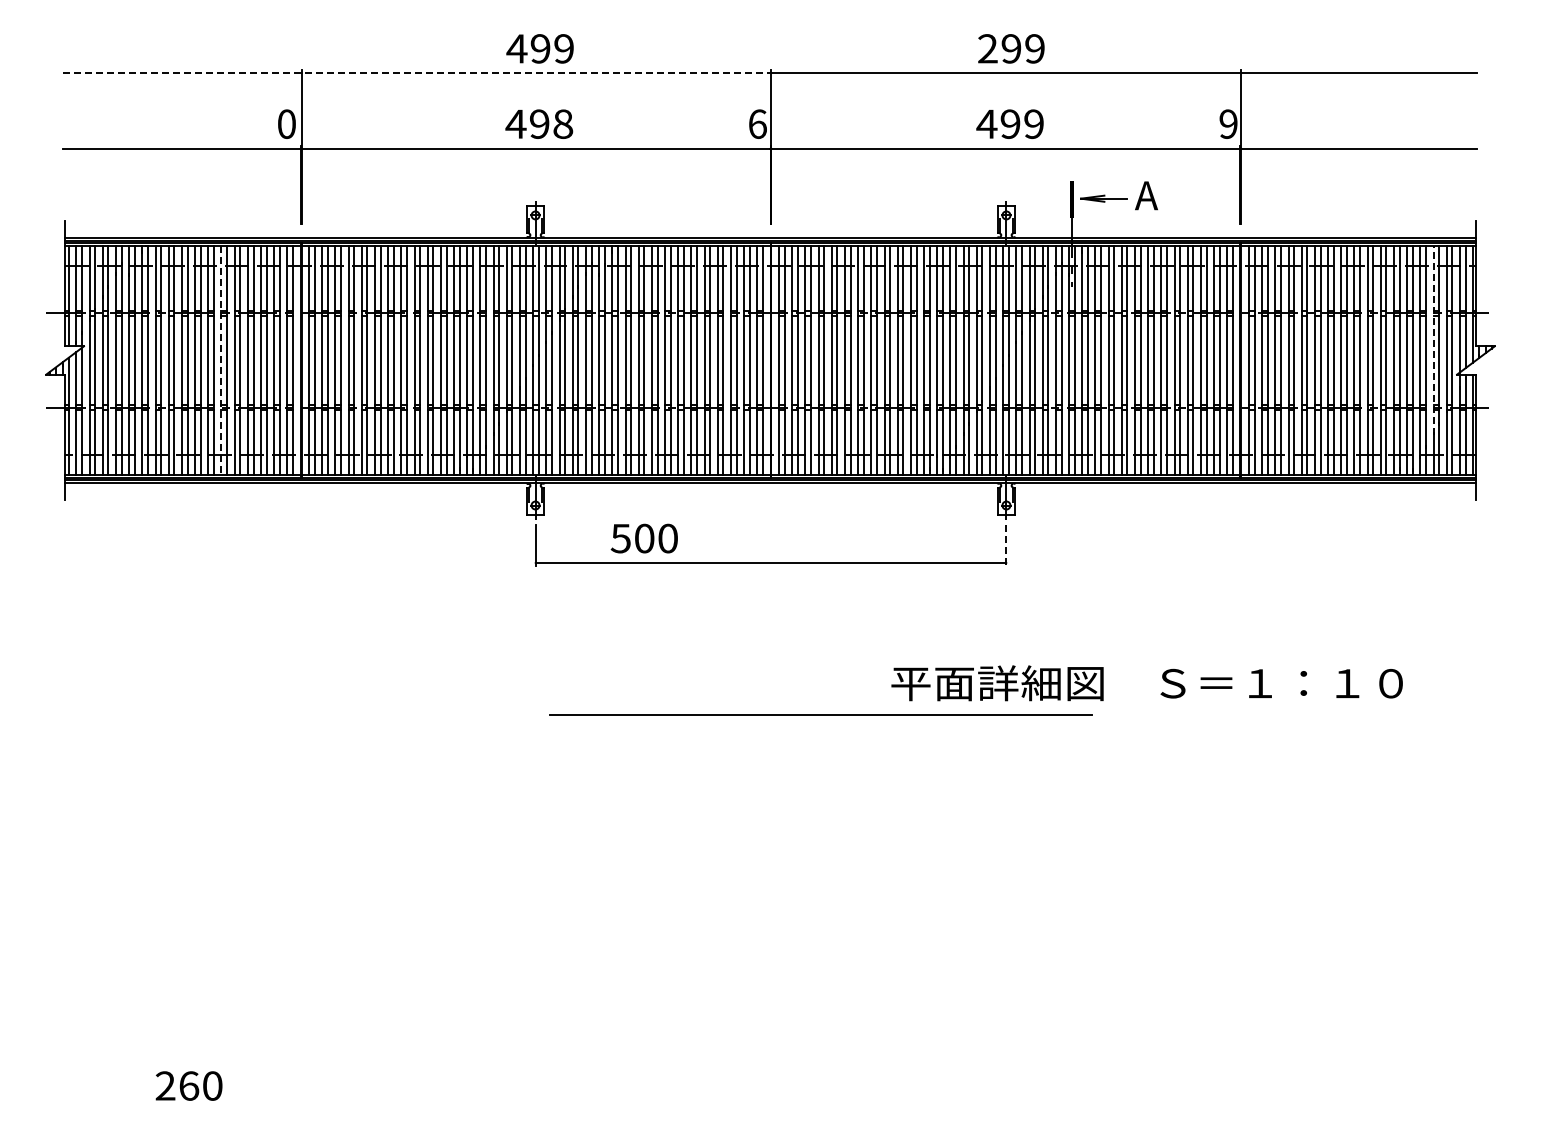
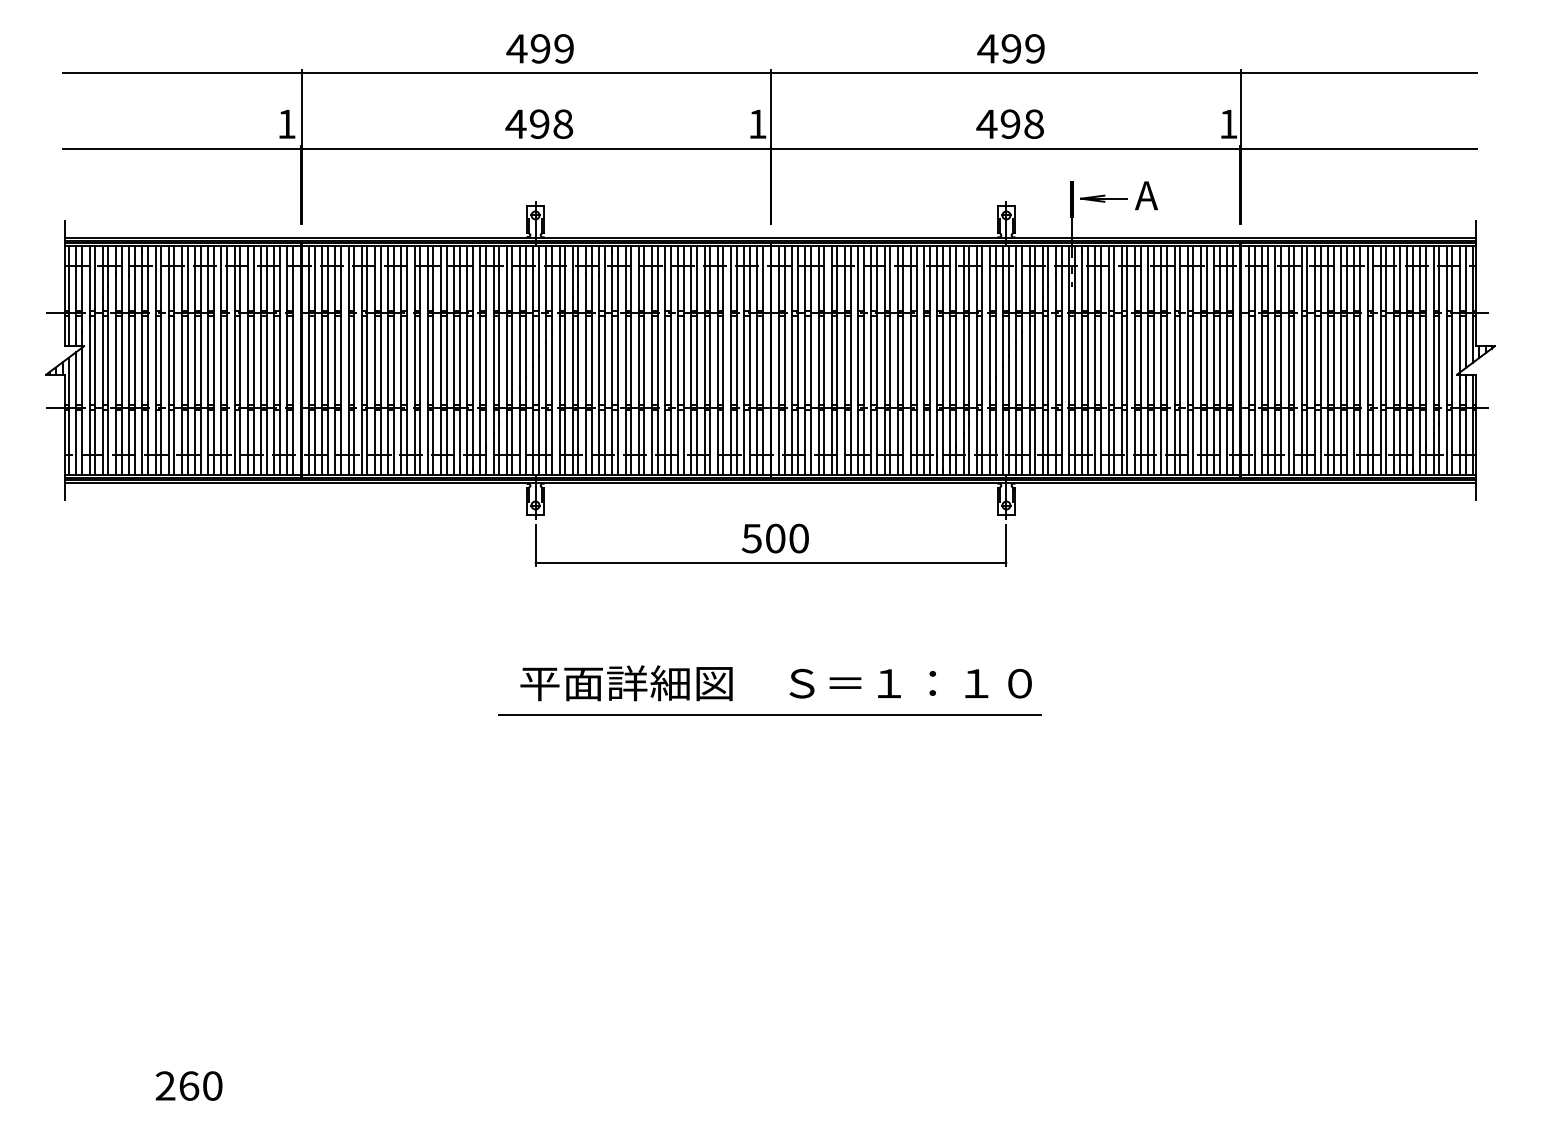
text: 299 -> 499 (987, 48)
line: dashed -> solid (417, 73)
text: 0 -> 1 (286, 123)
text: 6 -> 1 (757, 123)
text: 499 -> 498 (1033, 123)
text: 9 -> 1 (1228, 123)
line: dashed -> solid (1433, 340)
line: dashed -> solid (221, 360)
text position: (643, 538) -> (774, 538) (774, 538)
line: dashed -> solid (1006, 545)
text position: (1146, 683) -> (775, 683) (775, 683)
line position: (820, 714) -> (769, 714) (769, 714)
